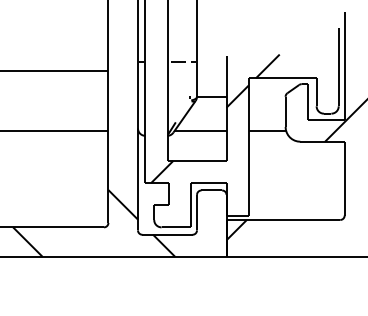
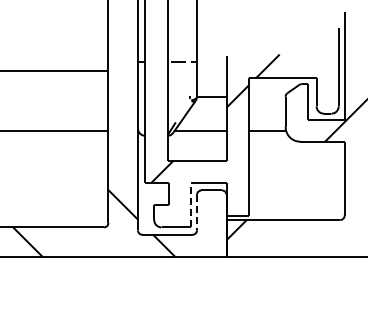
line: solid -> dashed (191, 204)
line: solid -> dashed (197, 212)
